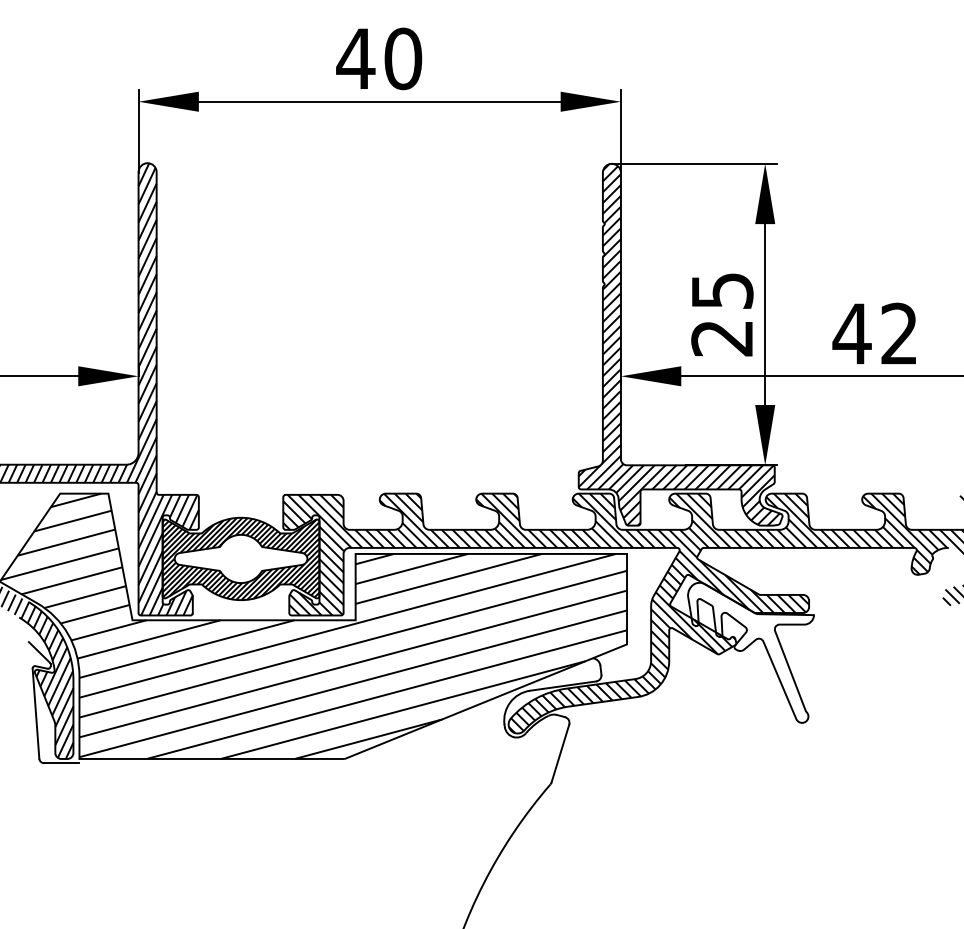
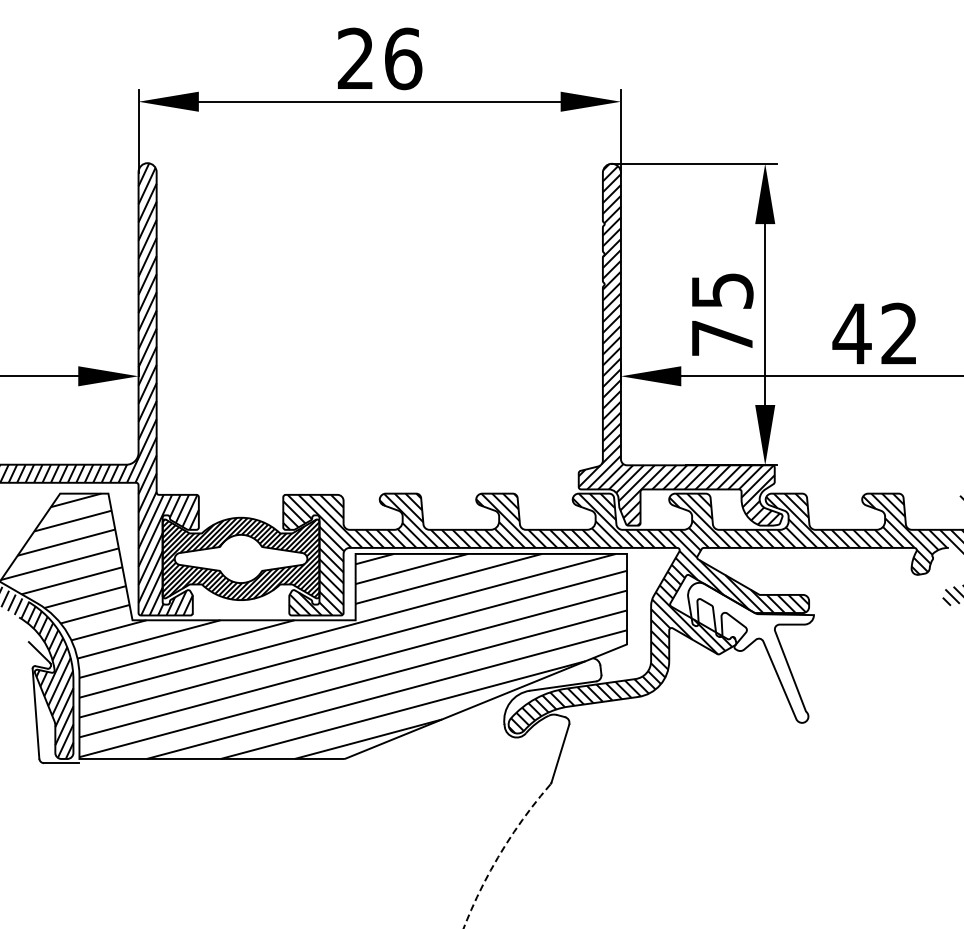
text: 40 -> 26 (379, 58)
text: 25 -> 75 (721, 338)
arc: solid -> dashed (501, 852)
